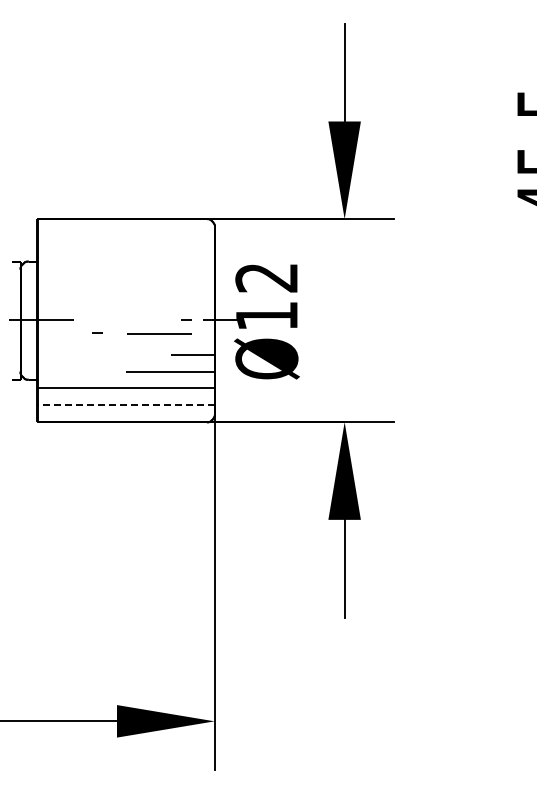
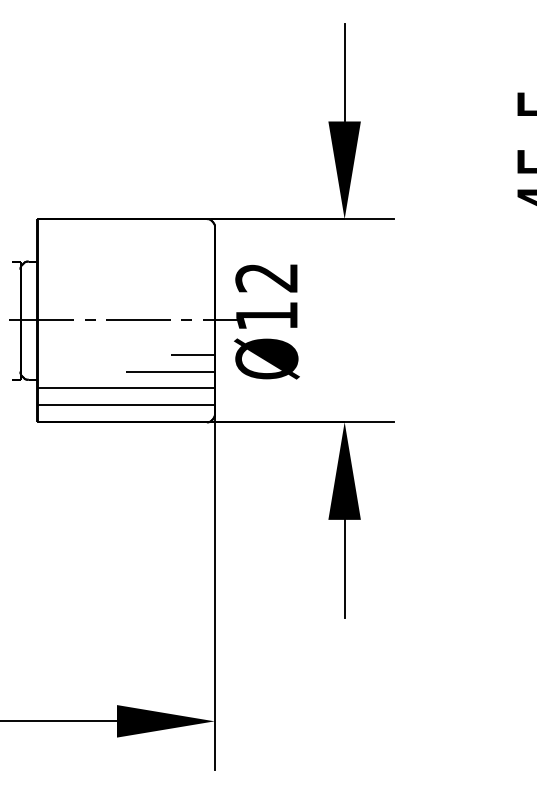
line position: (97, 332) -> (90, 319) (90, 319)
line position: (159, 333) -> (138, 319) (138, 319)
line: dashed -> solid (126, 405)
